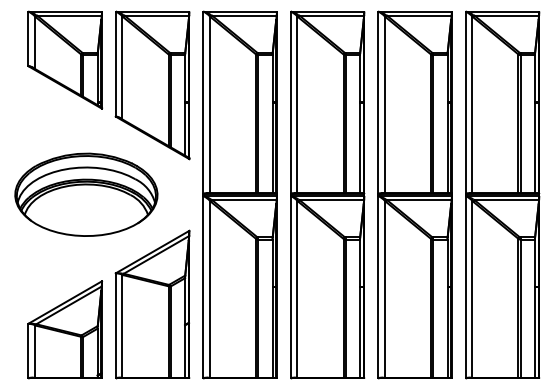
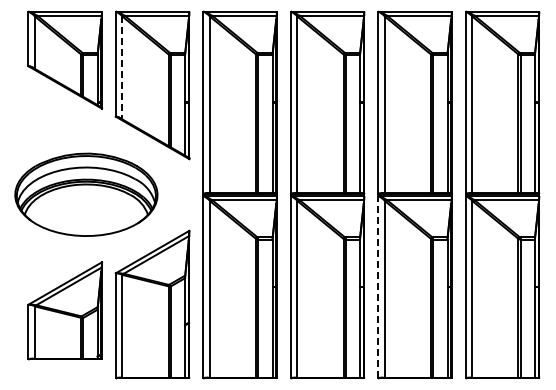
line: solid -> dashed (122, 67)
line: solid -> dashed (378, 286)
part position: (65, 329) -> (65, 310) (65, 310)
